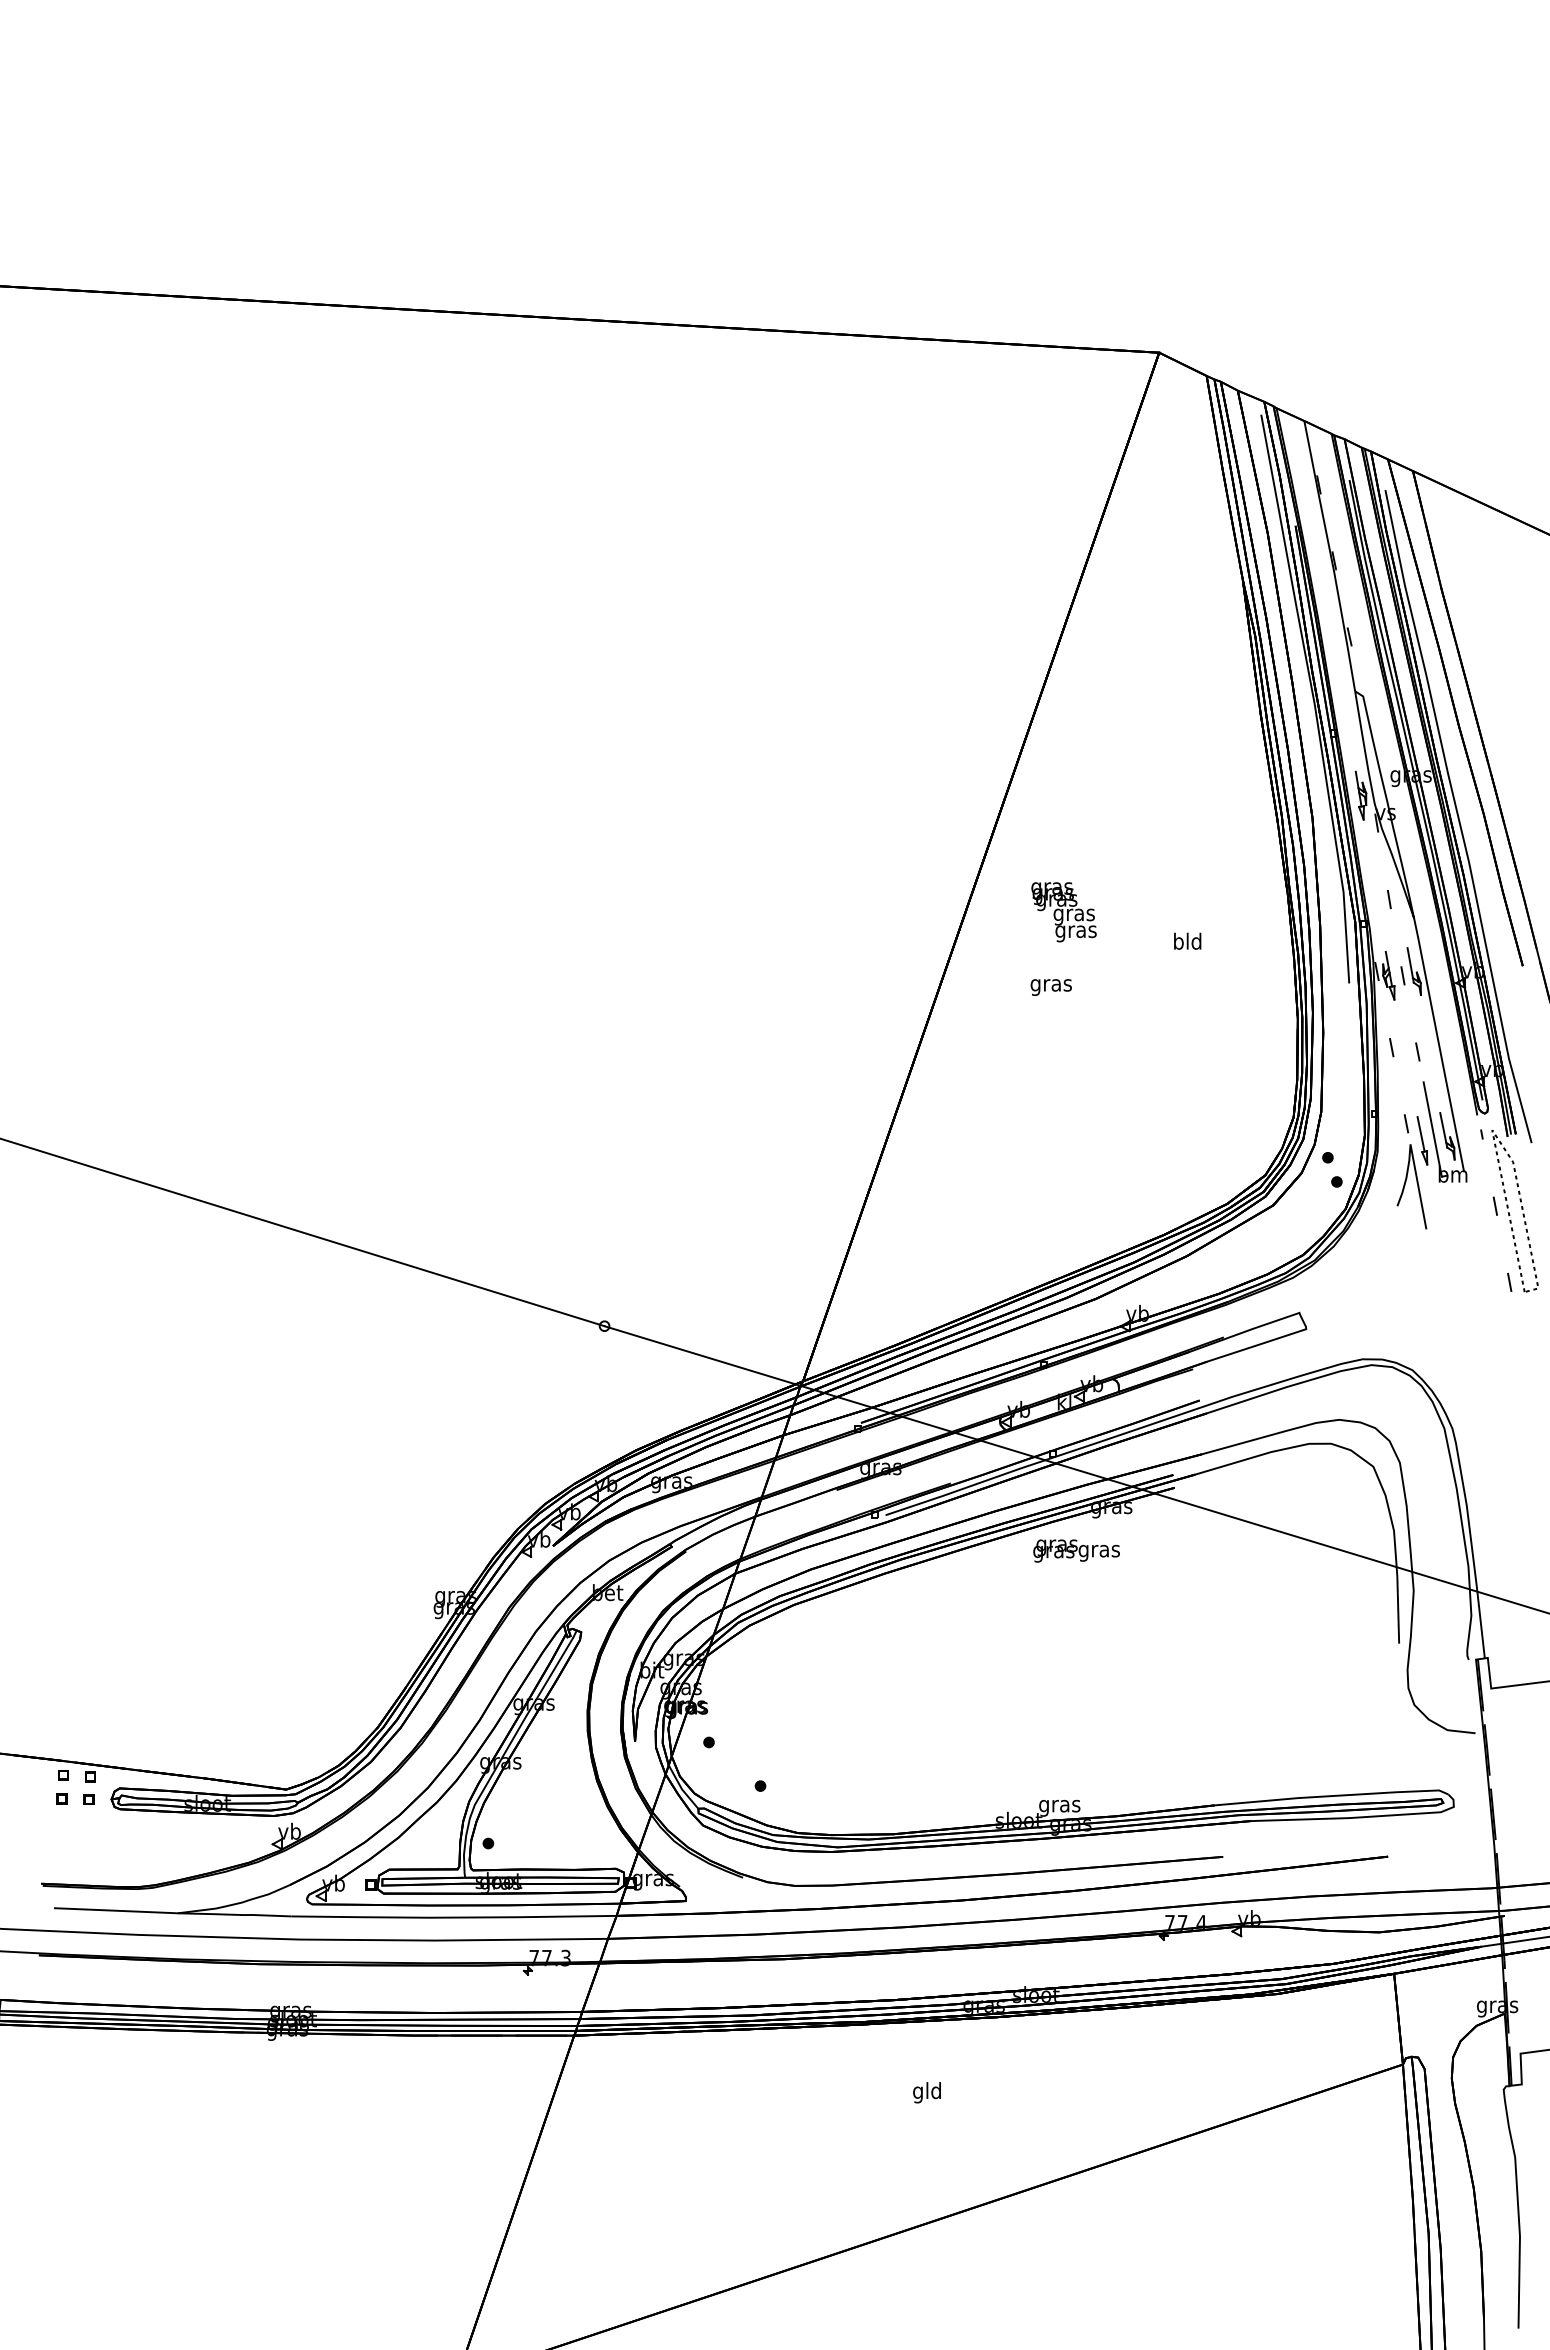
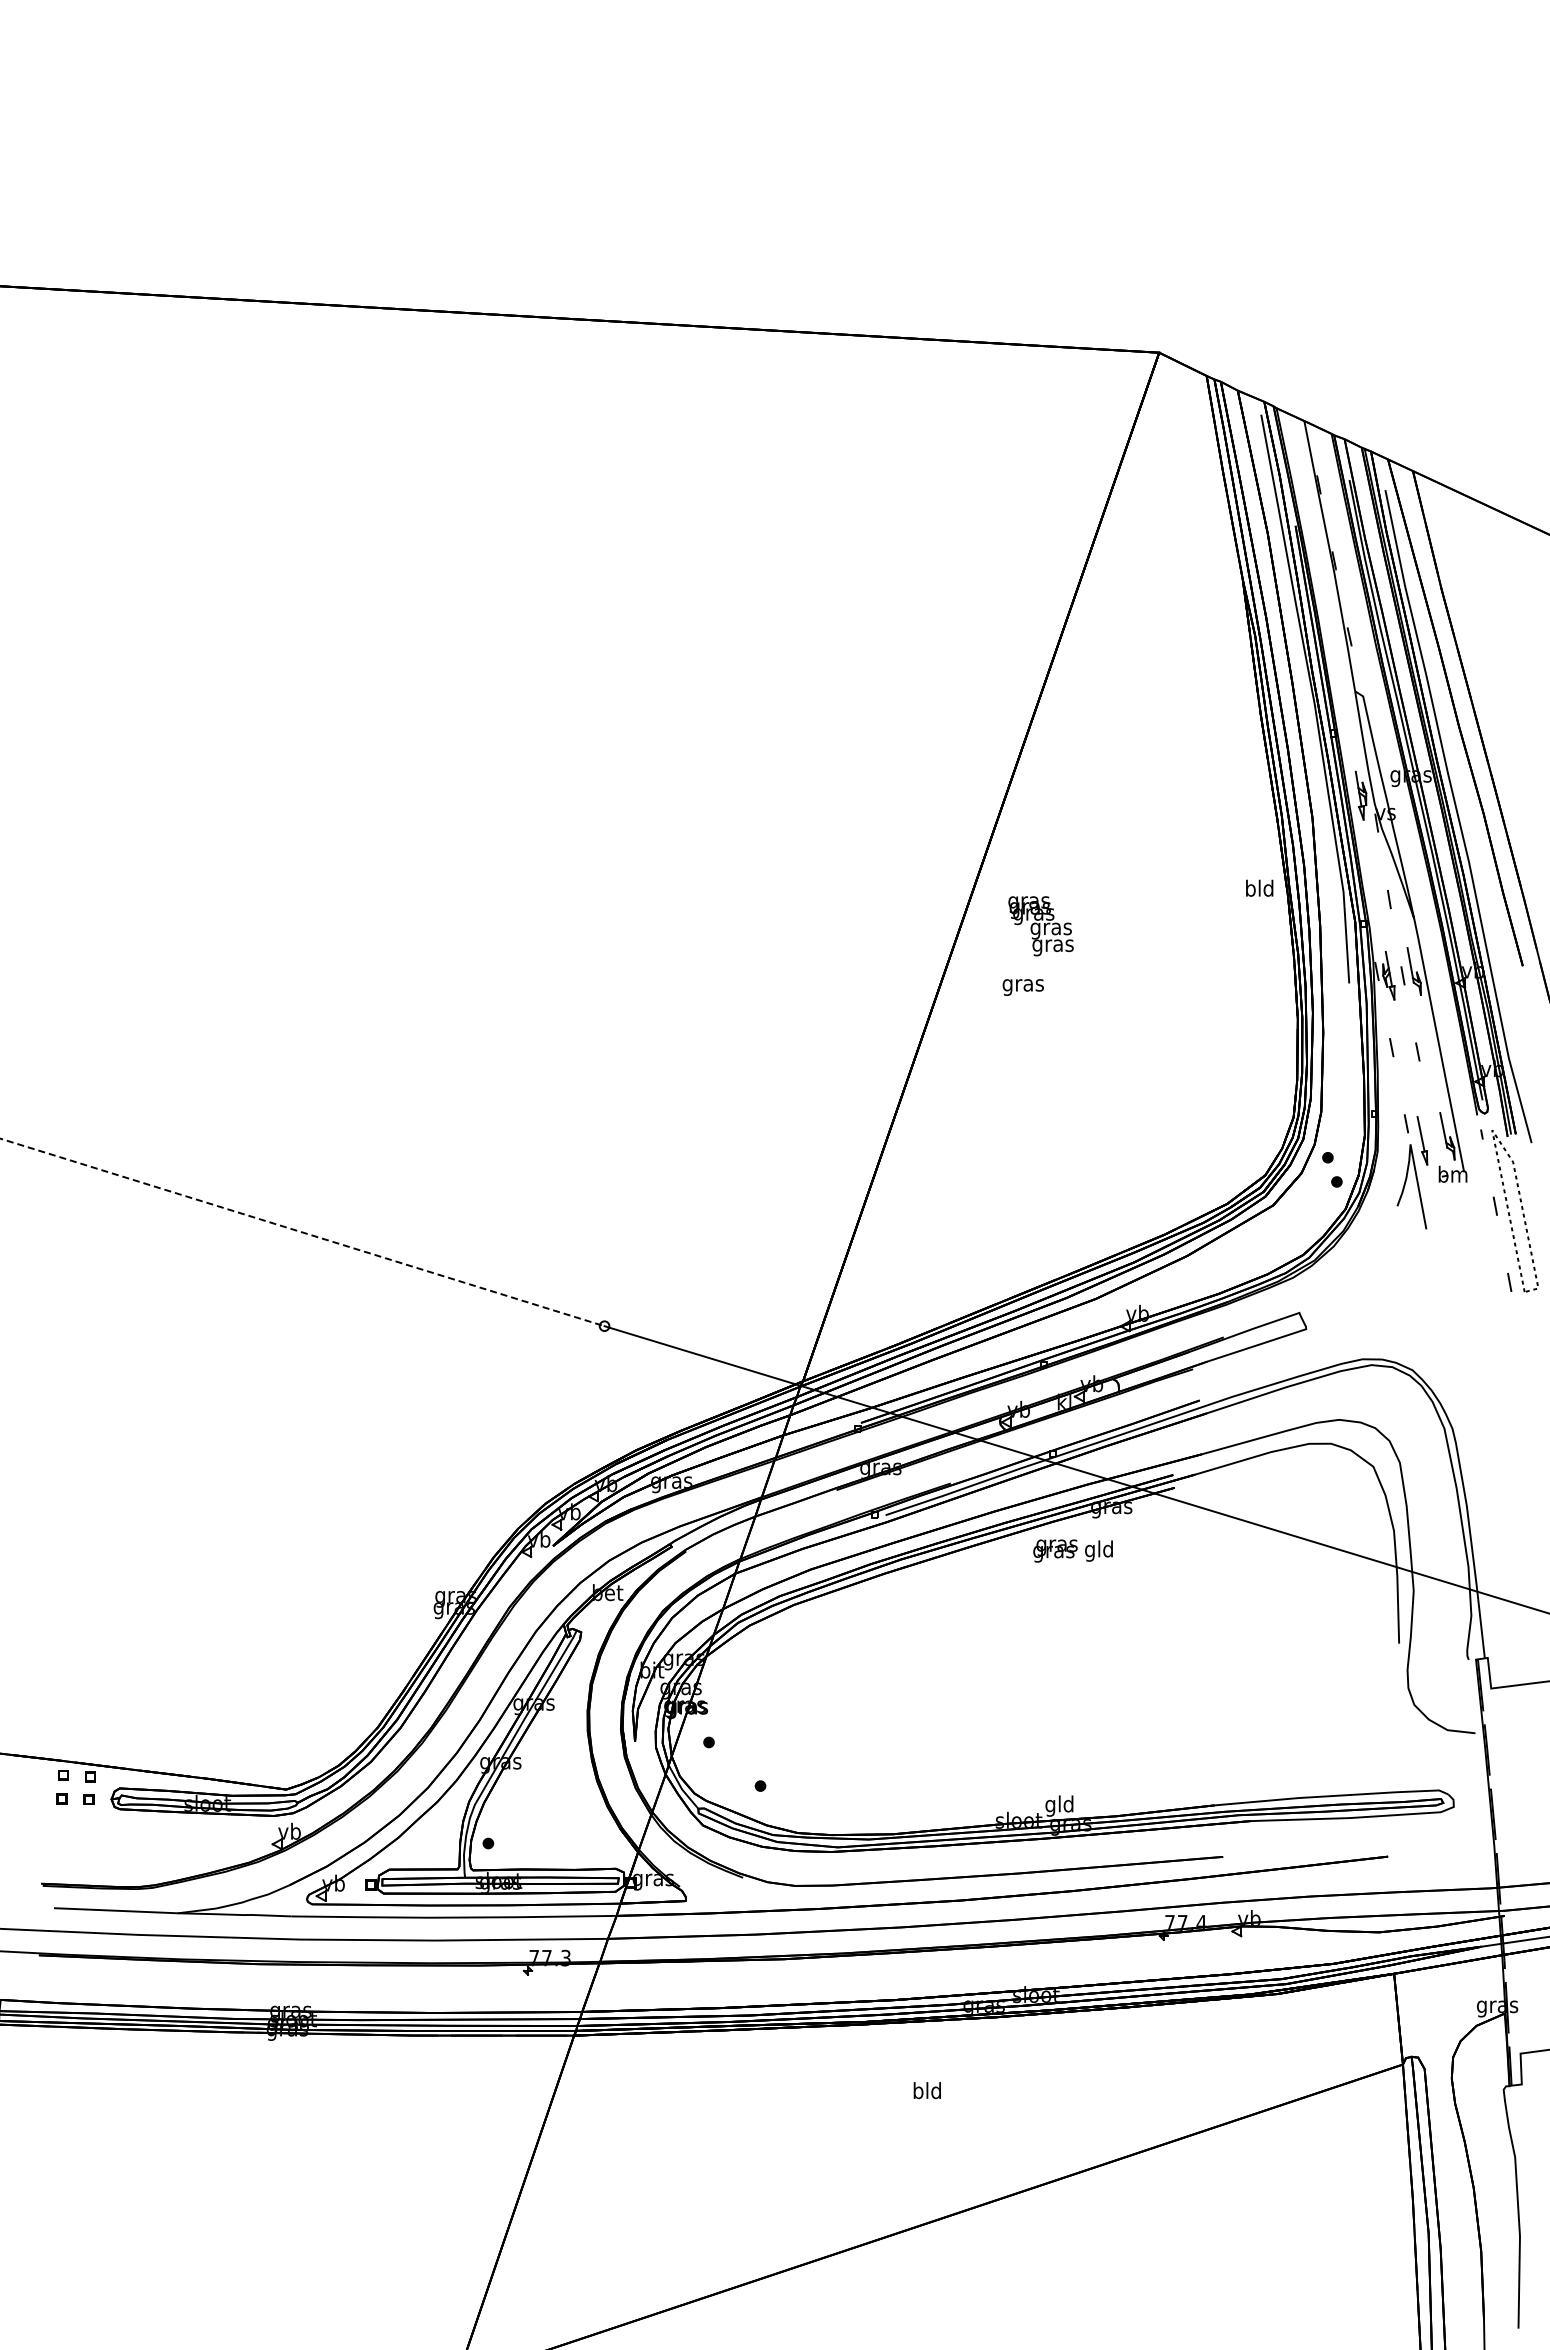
text position: (1063, 912) -> (1040, 926) (1040, 926)
text position: (1187, 940) -> (1259, 887) (1259, 887)
text position: (1050, 987) -> (1022, 987) (1022, 987)
line: present -> none (1432, 1129)
line: solid -> dashed (302, 1232)
text: gras -> gld (1098, 1550)
text: gras -> gld (1059, 1805)
text: gld -> bld (918, 2092)
